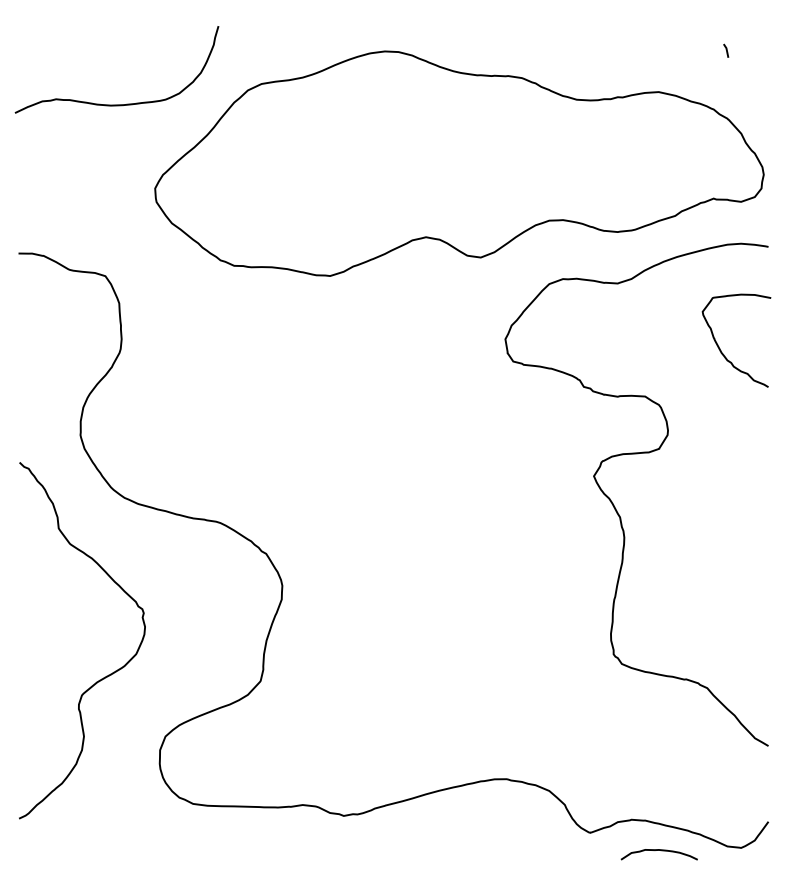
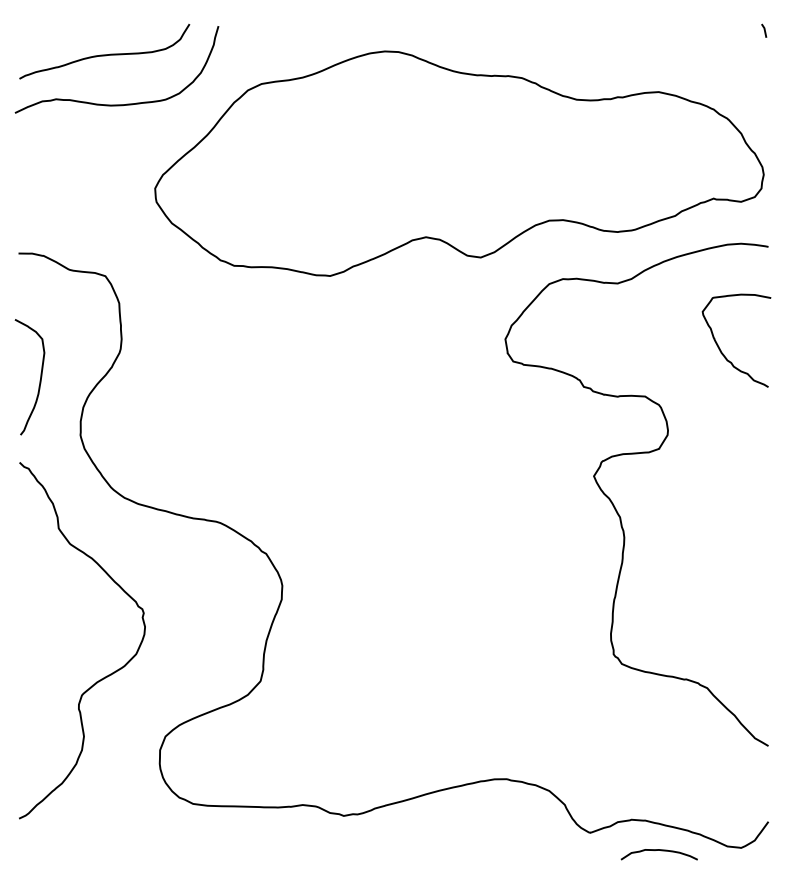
line position: (726, 50) -> (764, 30) (764, 30)
curve: none -> present (104, 54)
curve: none -> present (39, 380)
